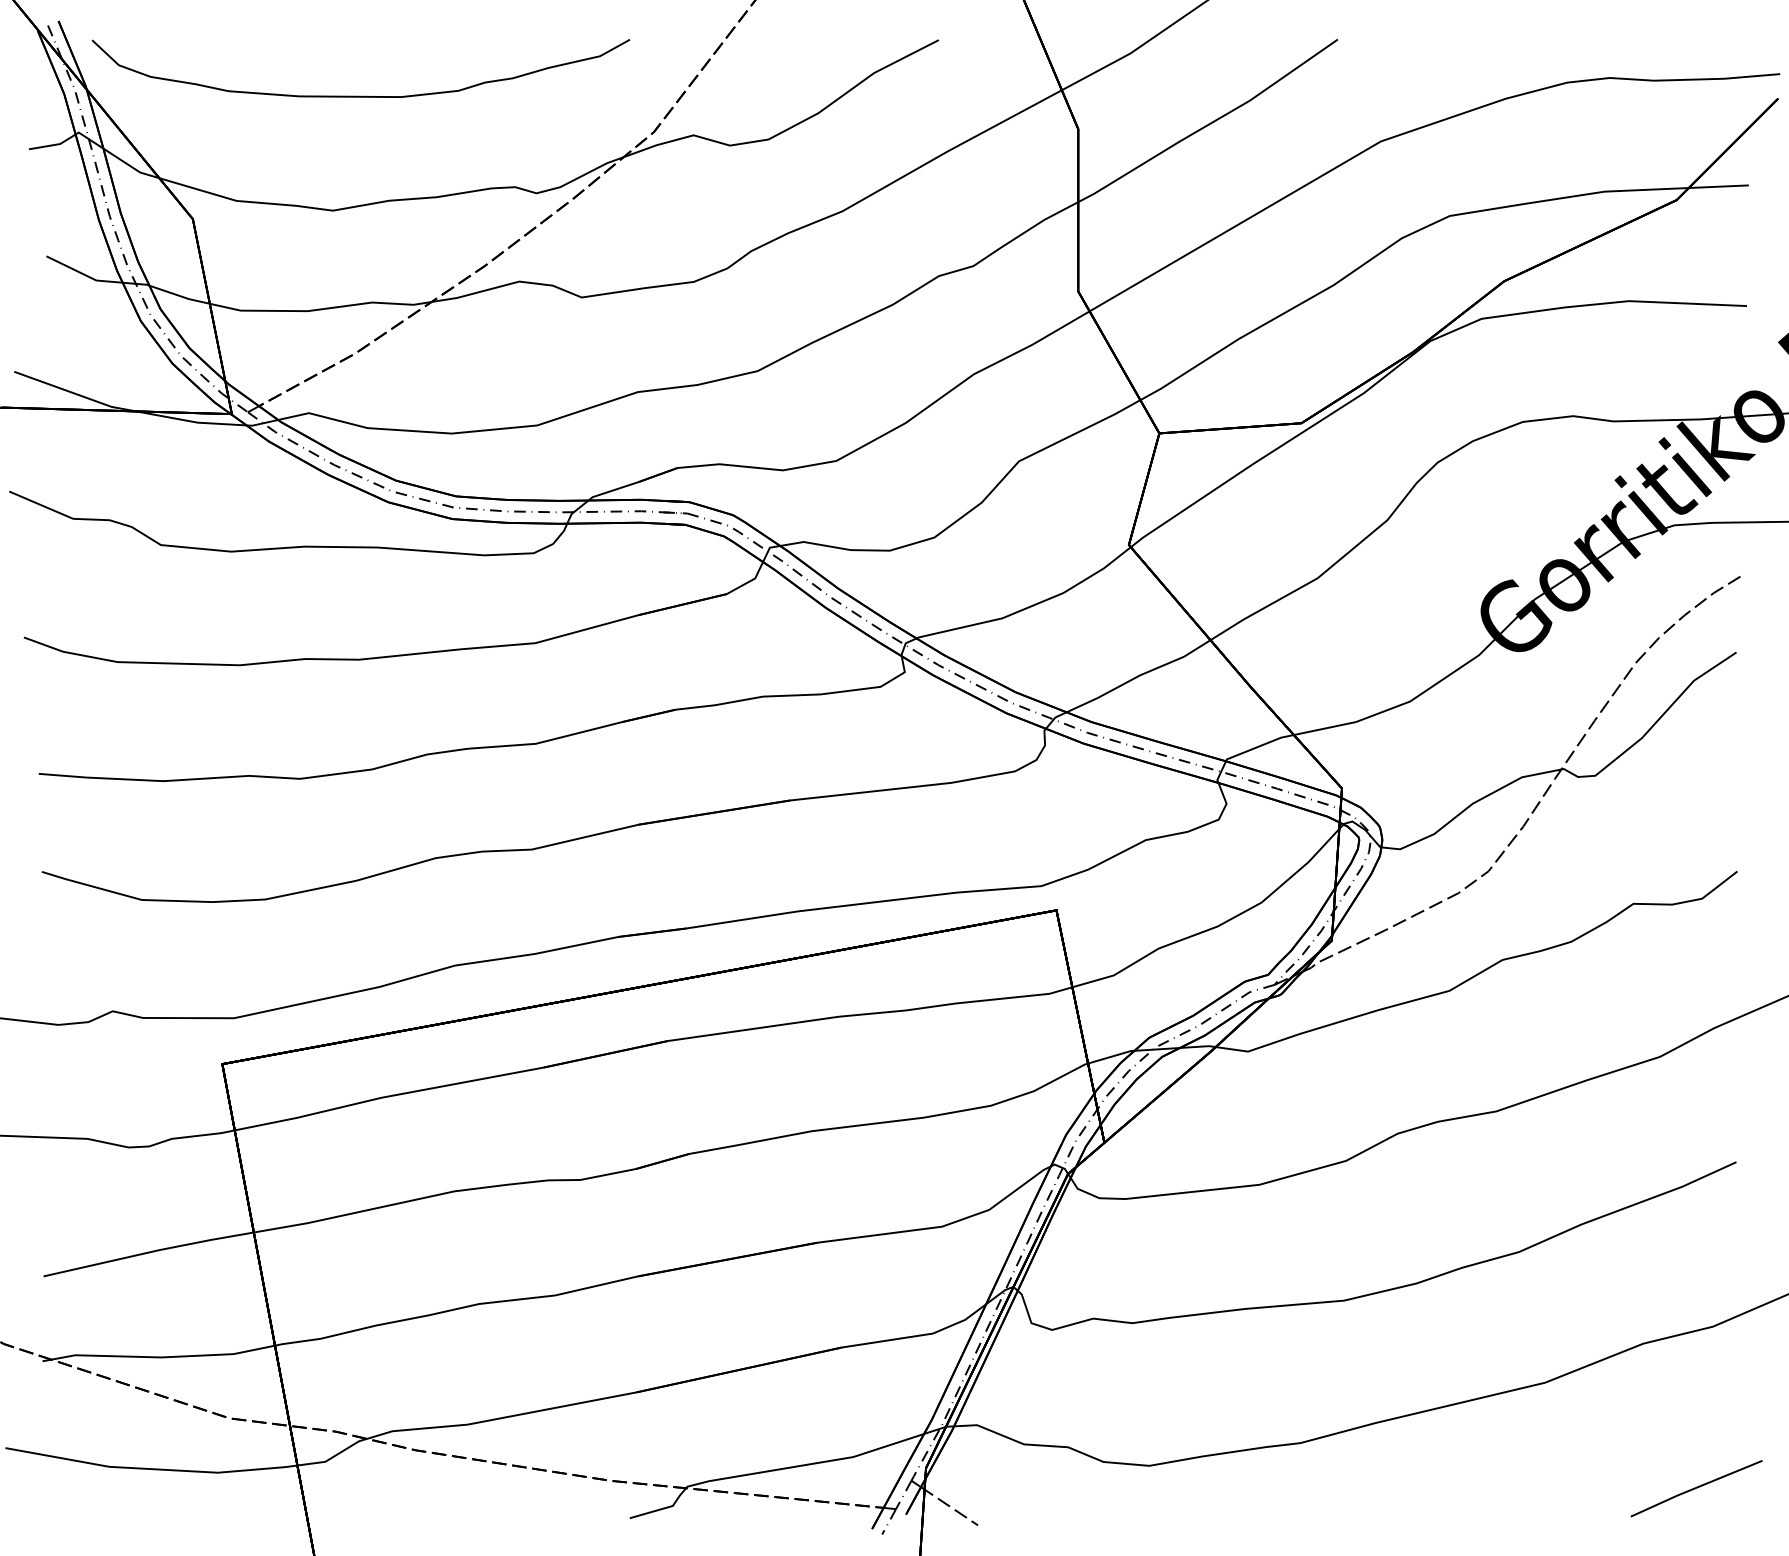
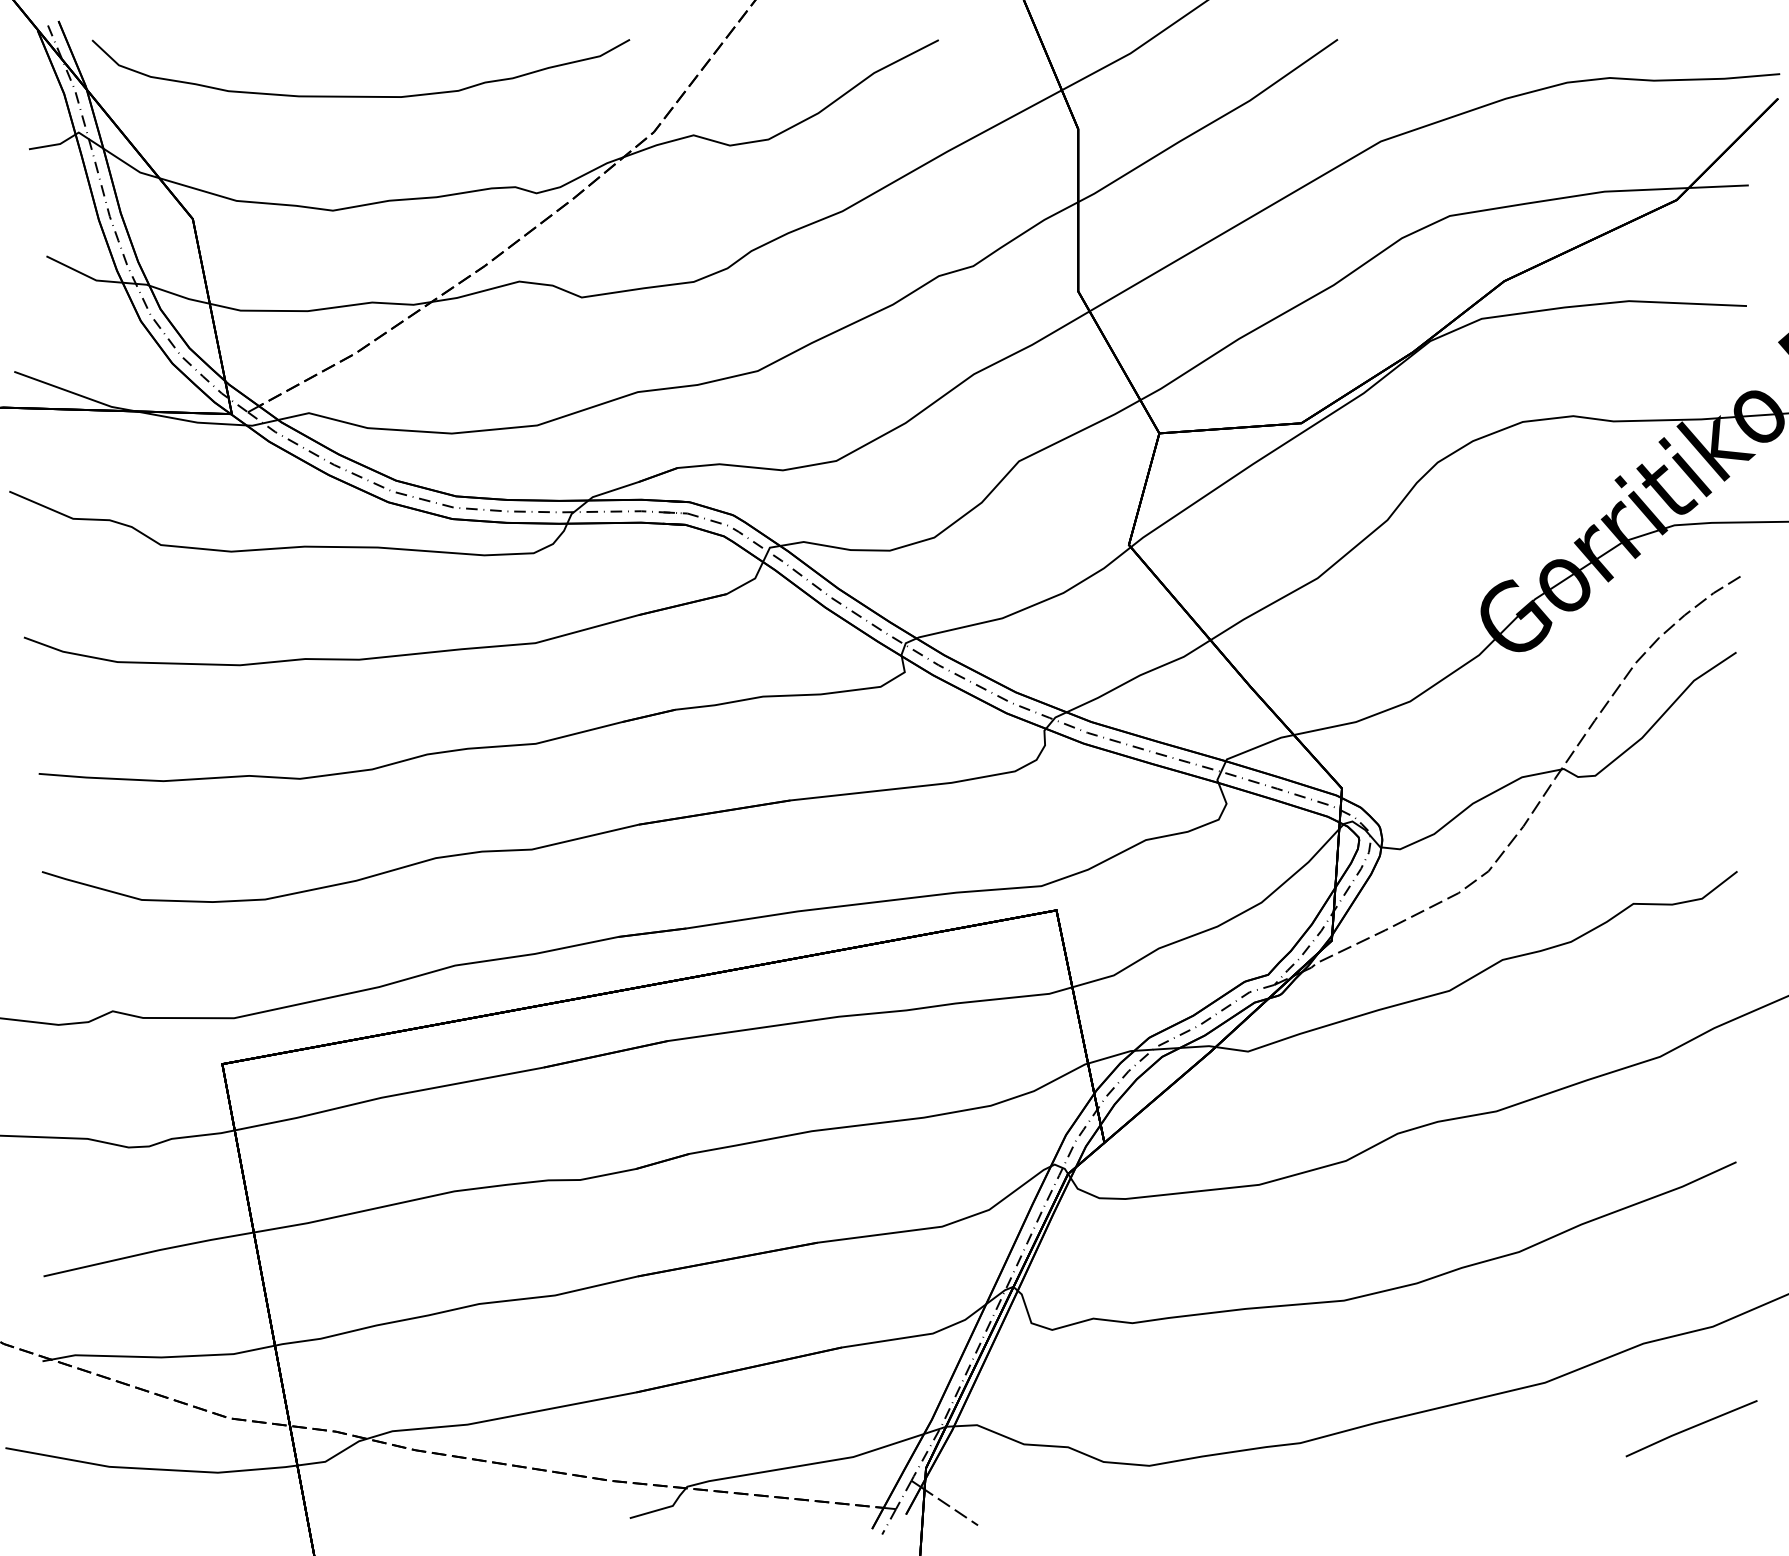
line position: (1696, 1488) -> (1691, 1428) (1691, 1428)
